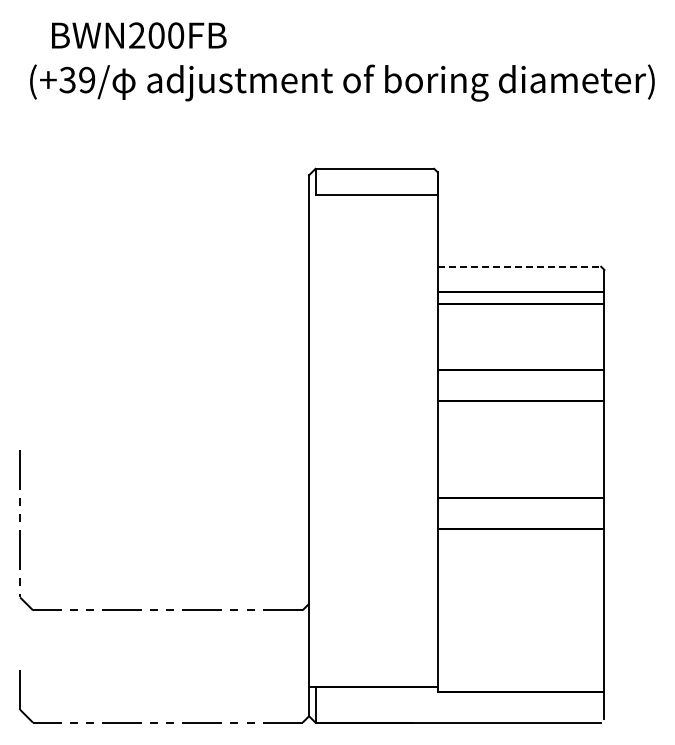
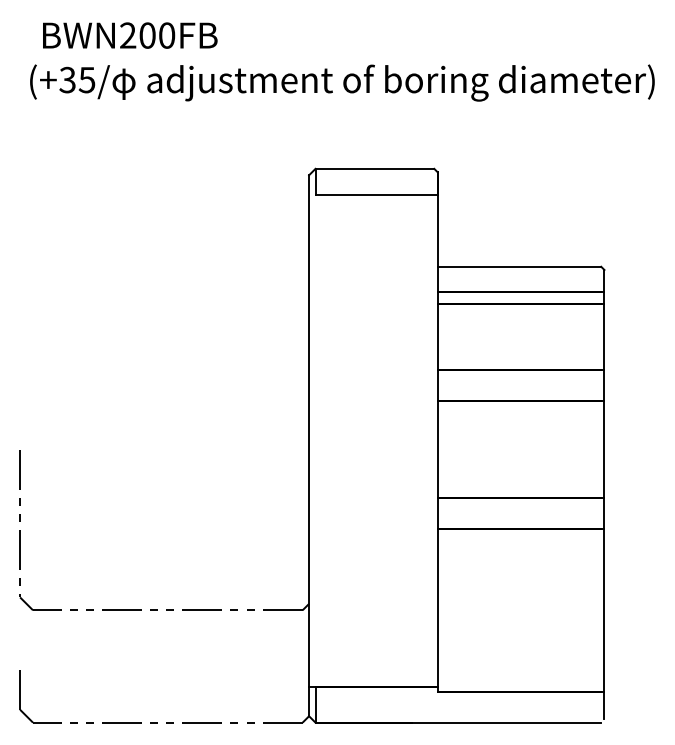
text position: (139, 35) -> (130, 35) (130, 35)
text: (+39/ -> (+35/ (86, 79)
line: dashed -> solid (519, 266)
